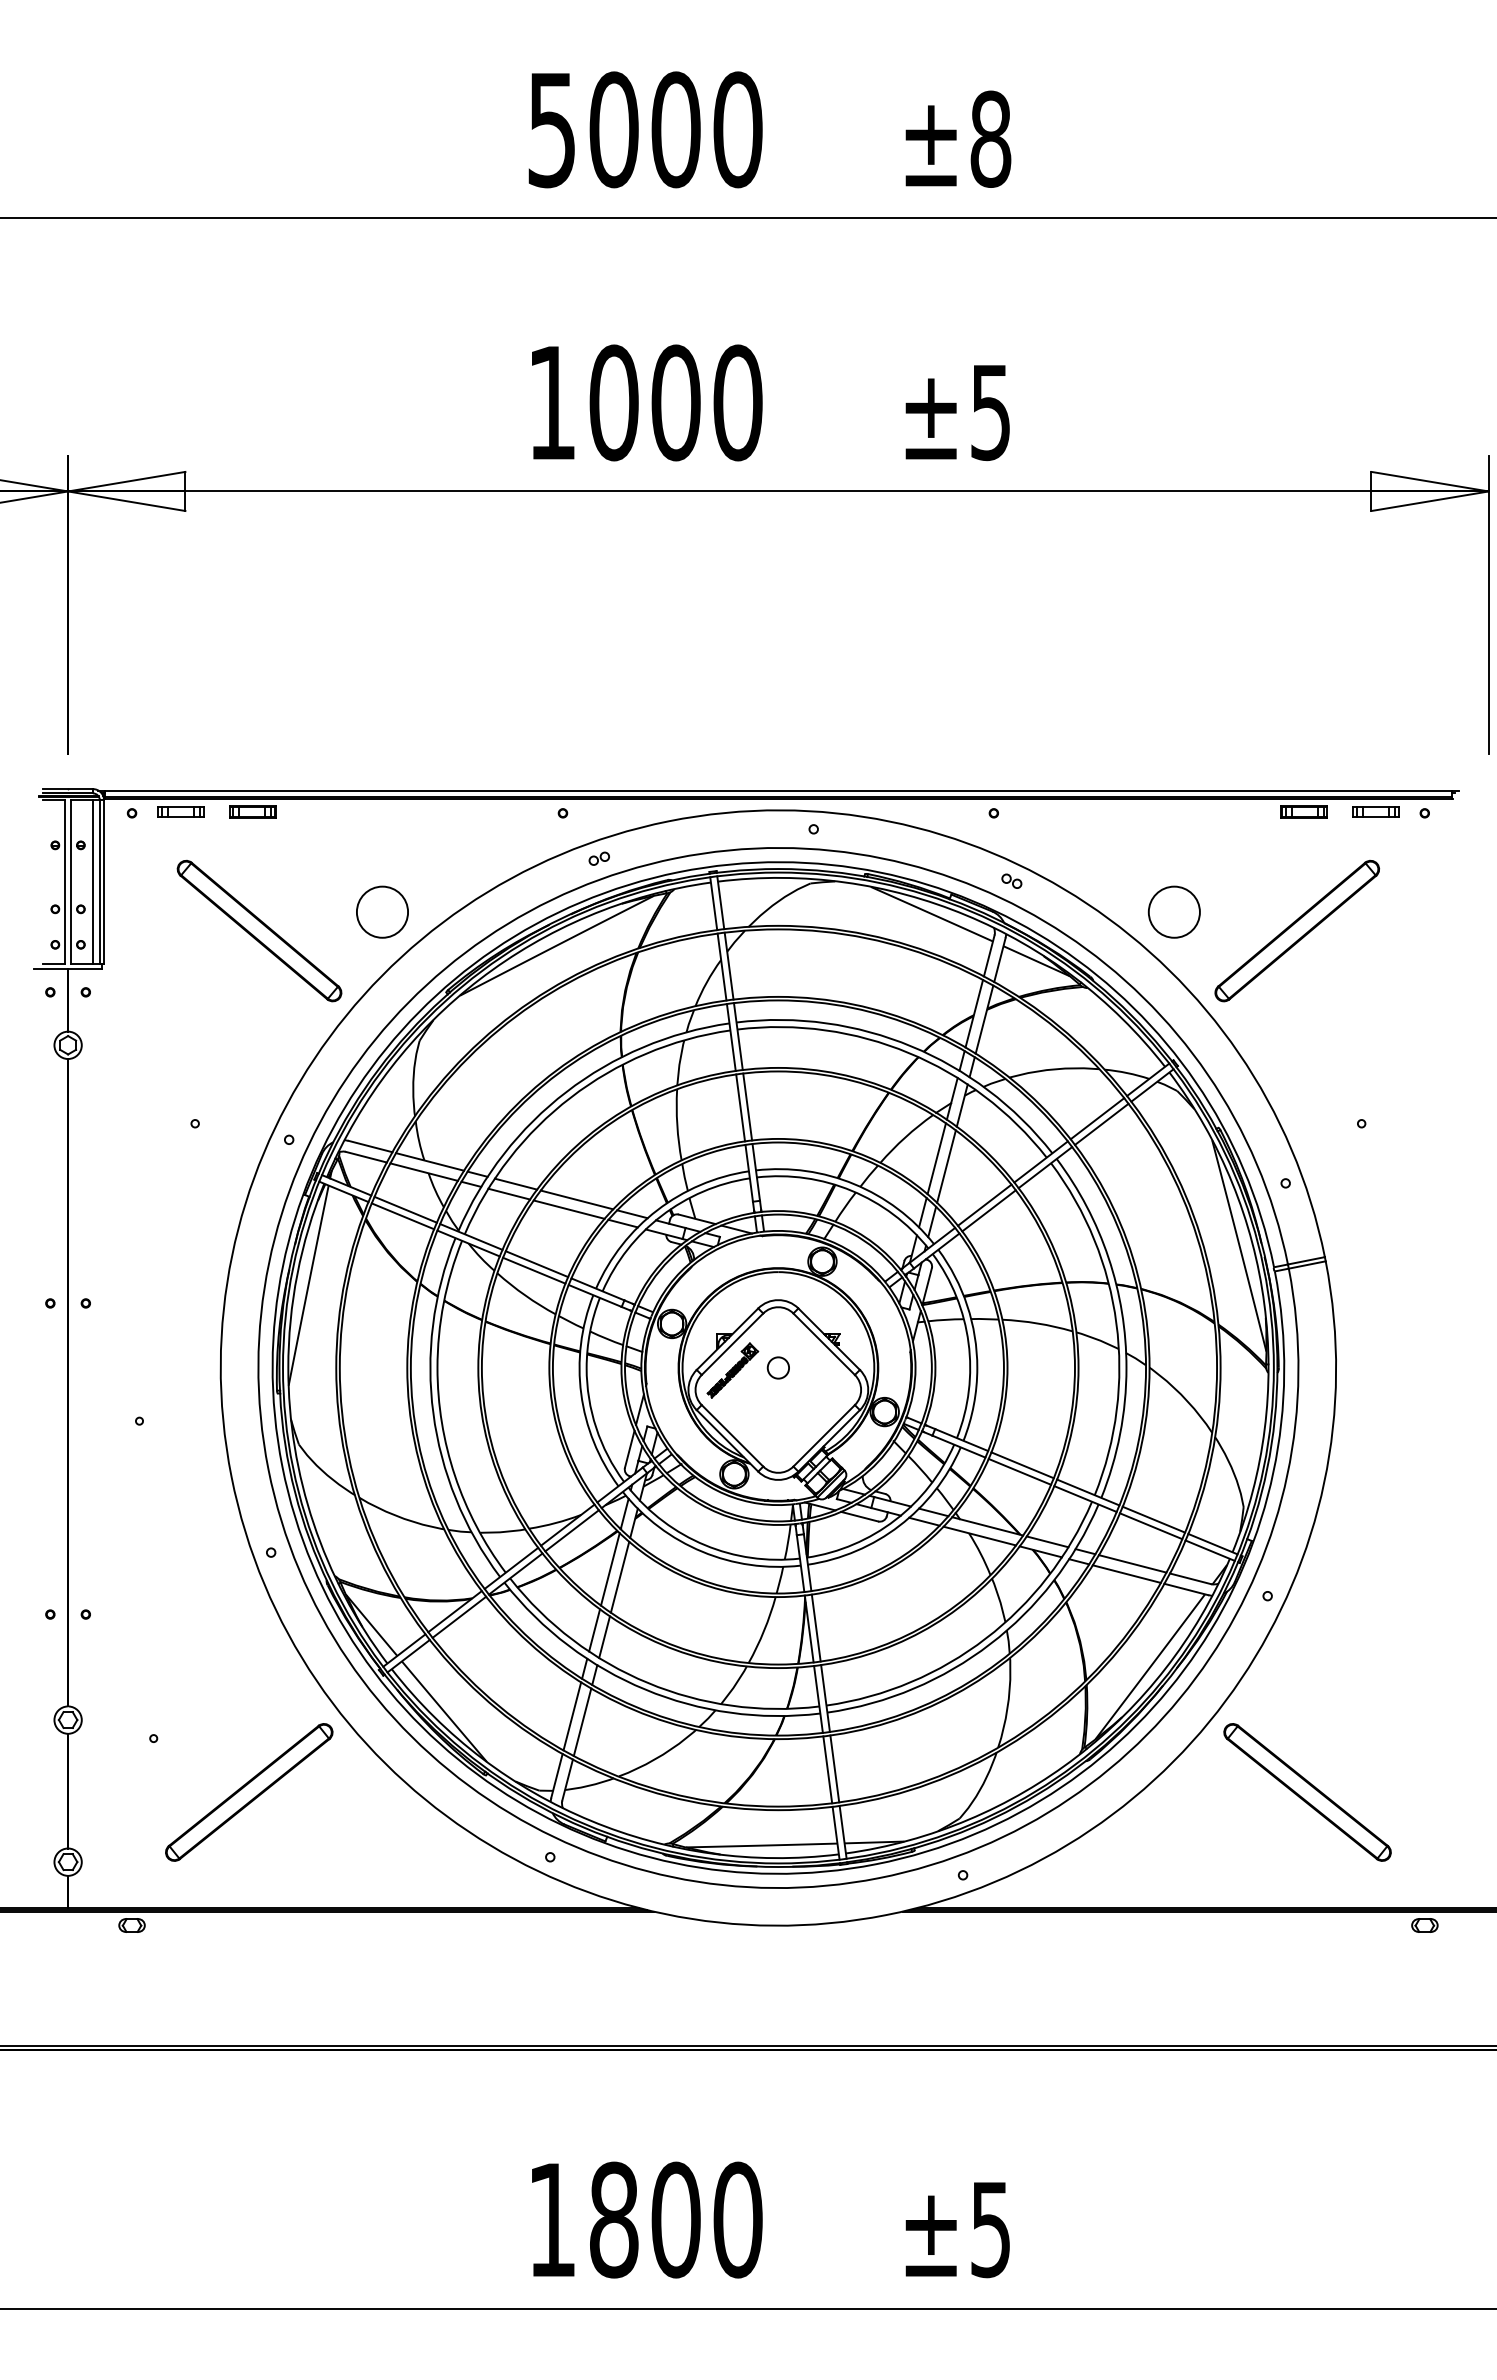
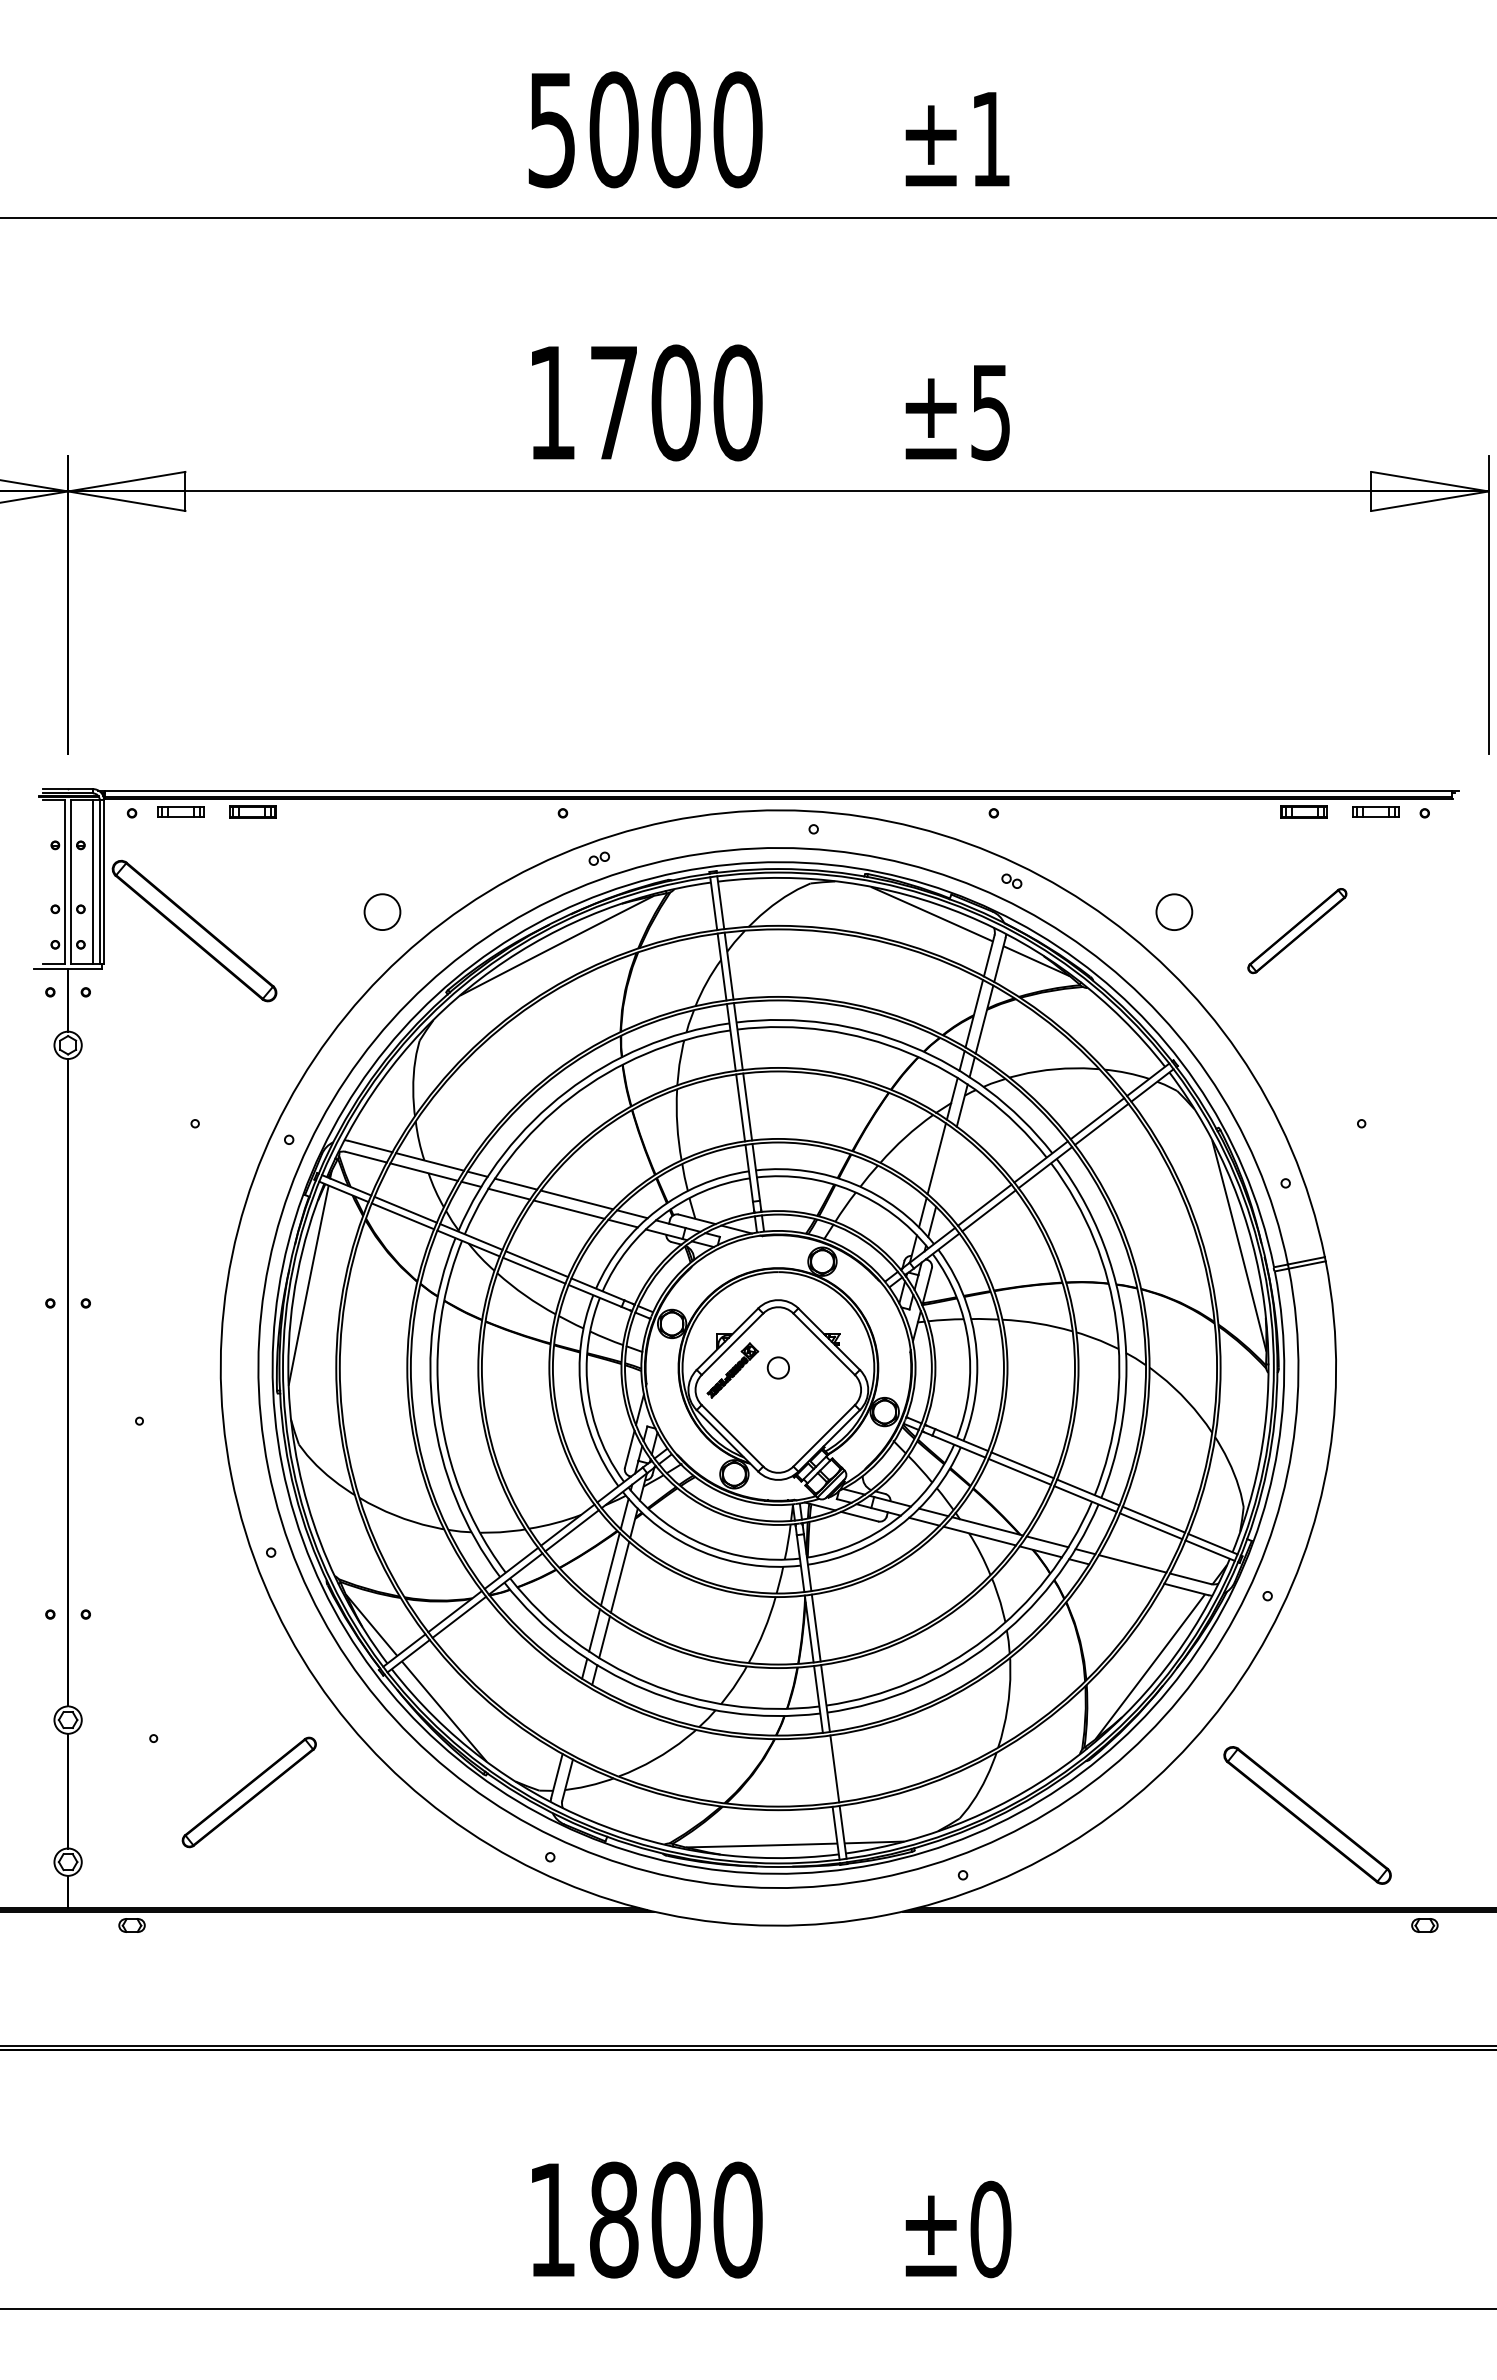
text: ±8 -> ±1 (990, 138)
text: 1000 -> 1700 (613, 402)
circle size: 53x54 px -> 39x38 px (382, 911)
circle diameter: 51 px -> 36 px (1174, 912)
part position: (259, 930) -> (194, 930) (194, 930)
part size: 167x144 px -> 101x87 px (1297, 931)
line: present -> none (946, 1166)
line: present -> none (1126, 1573)
line: present -> none (572, 1716)
line: present -> none (582, 1721)
line: present -> none (827, 1769)
part size: 169x139 px -> 136x113 px (248, 1792)
part position: (1307, 1792) -> (1307, 1815) (1307, 1815)
text: ±5 -> ±0 (990, 2229)
